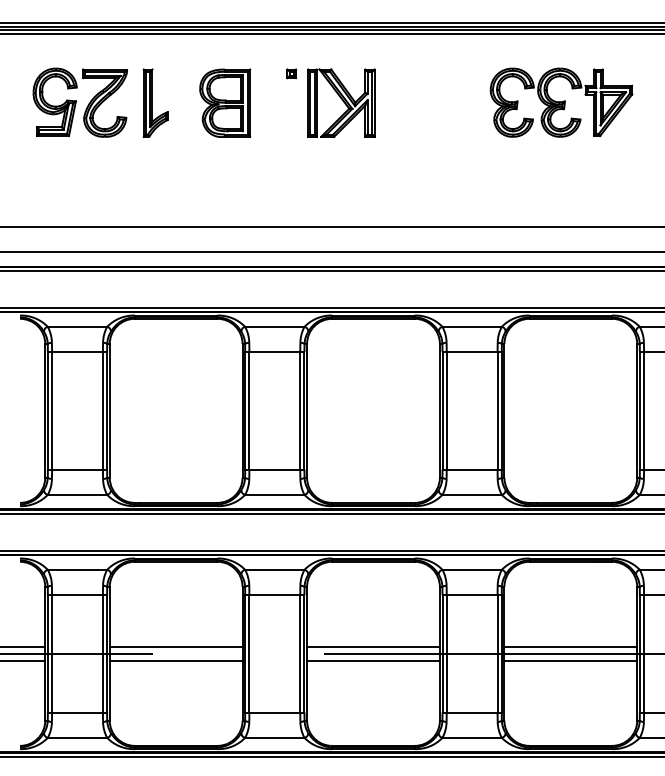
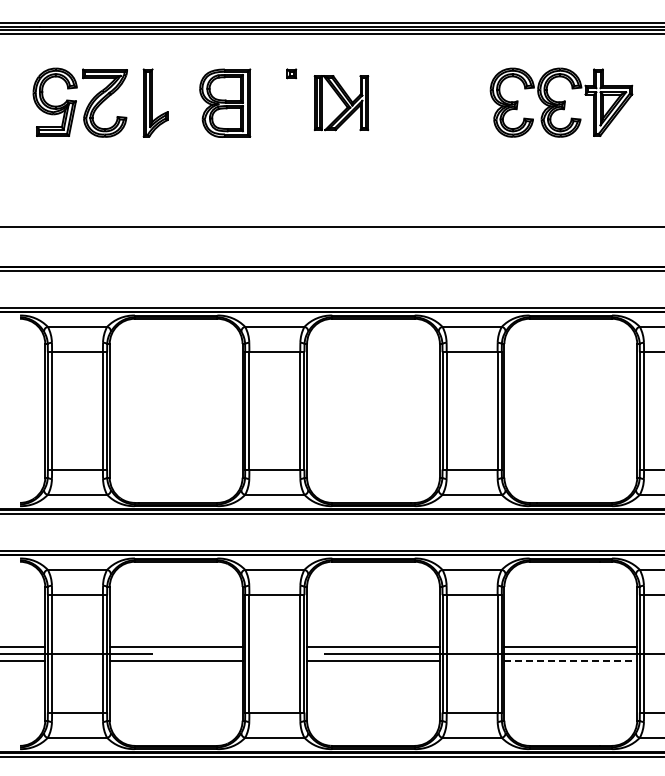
part size: 69x70 px -> 57x57 px (341, 103)
line: present -> none (331, 251)
line: solid -> dashed (571, 660)
